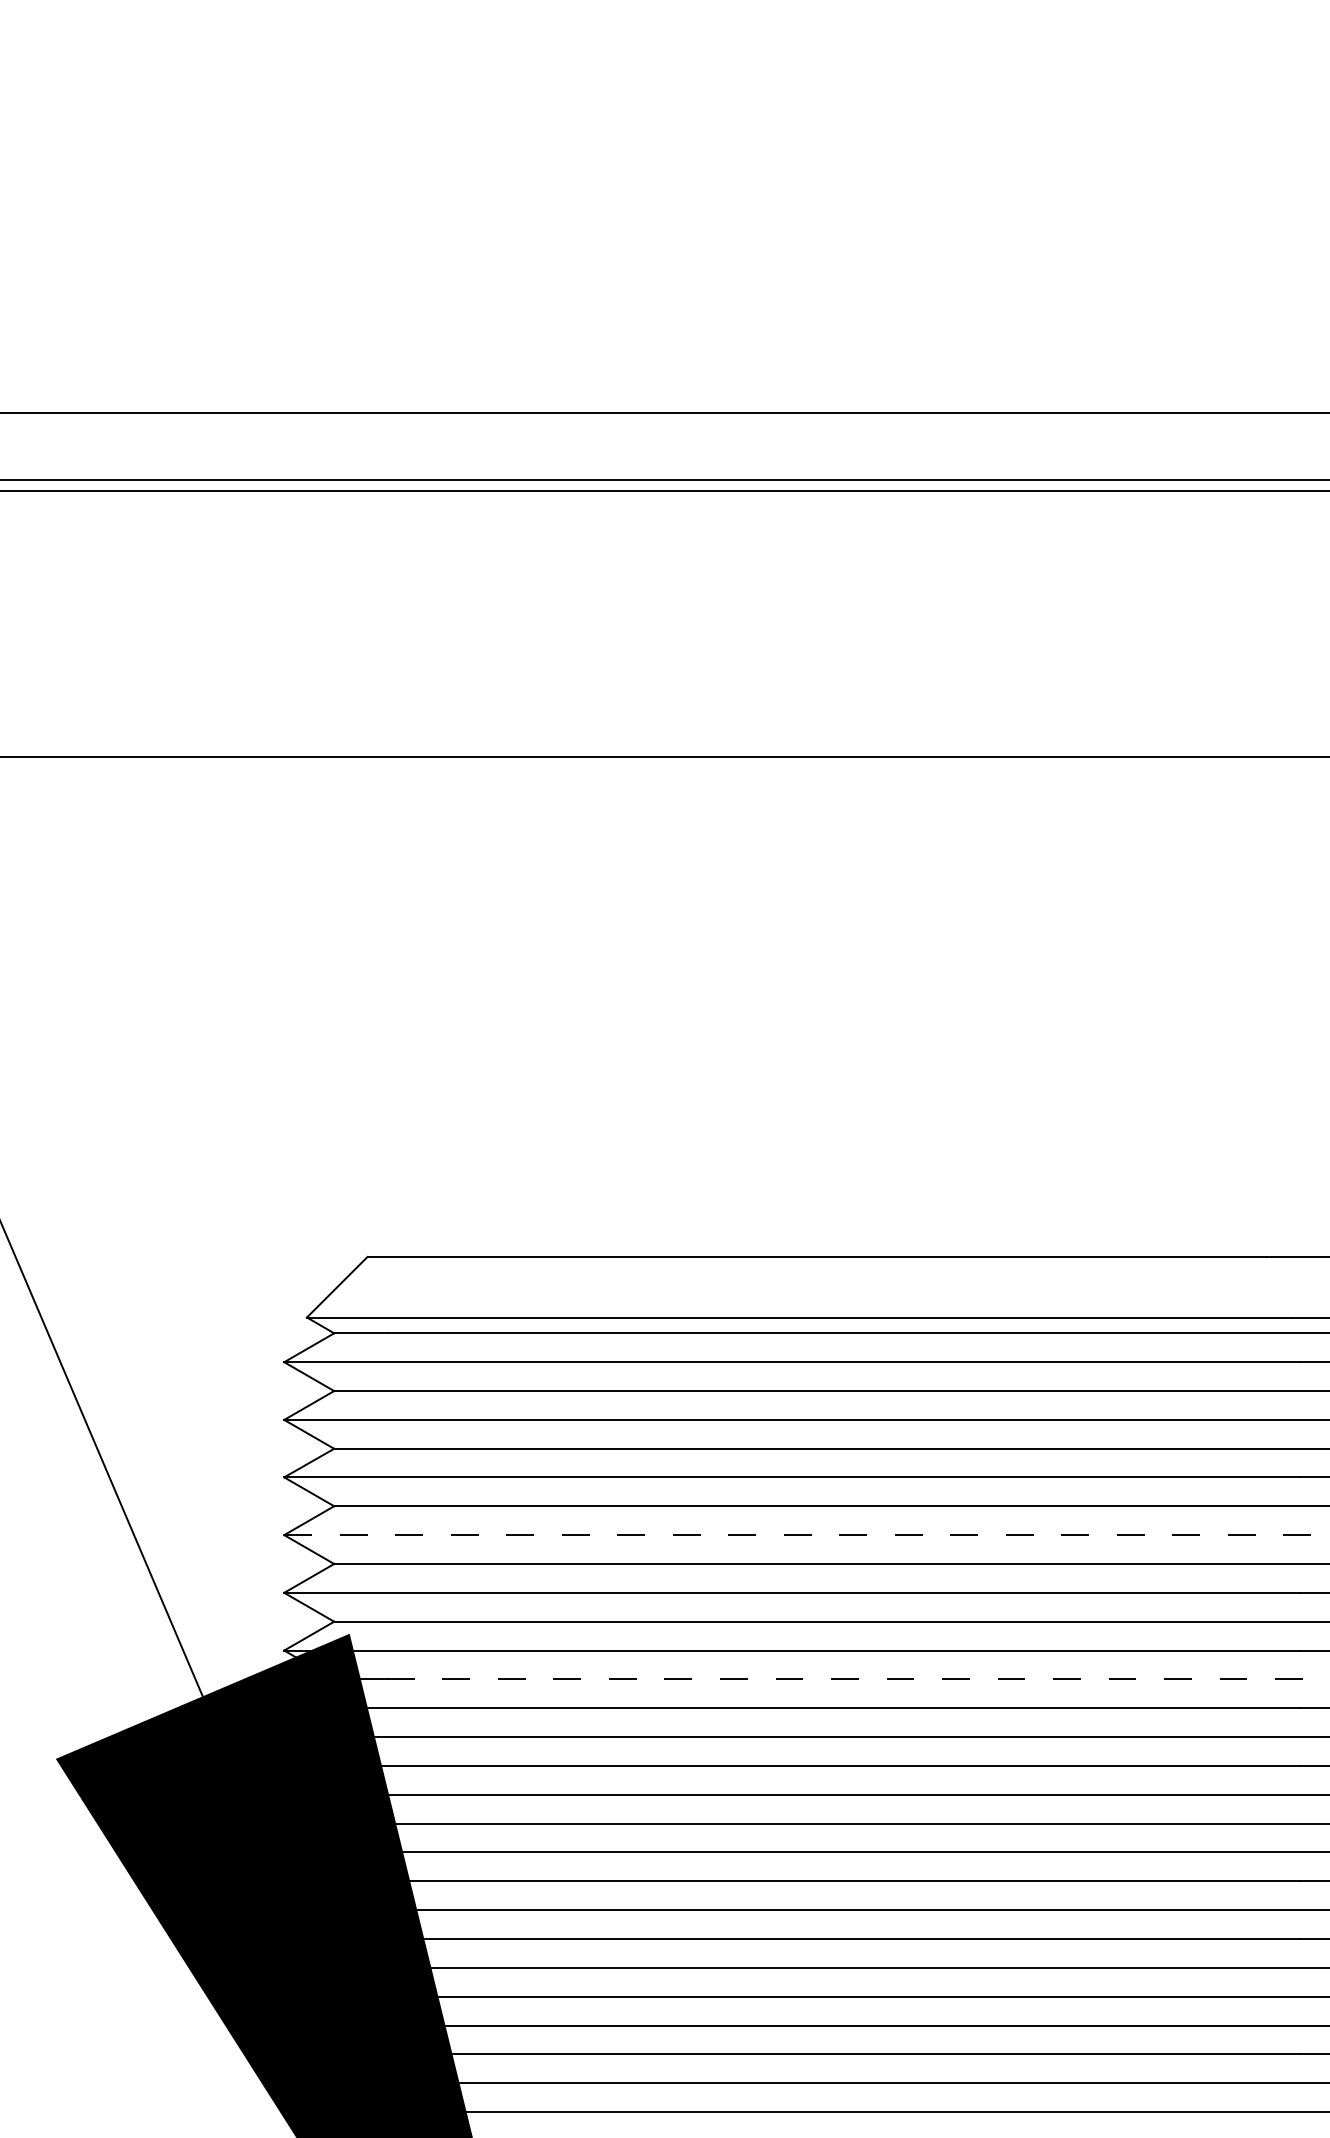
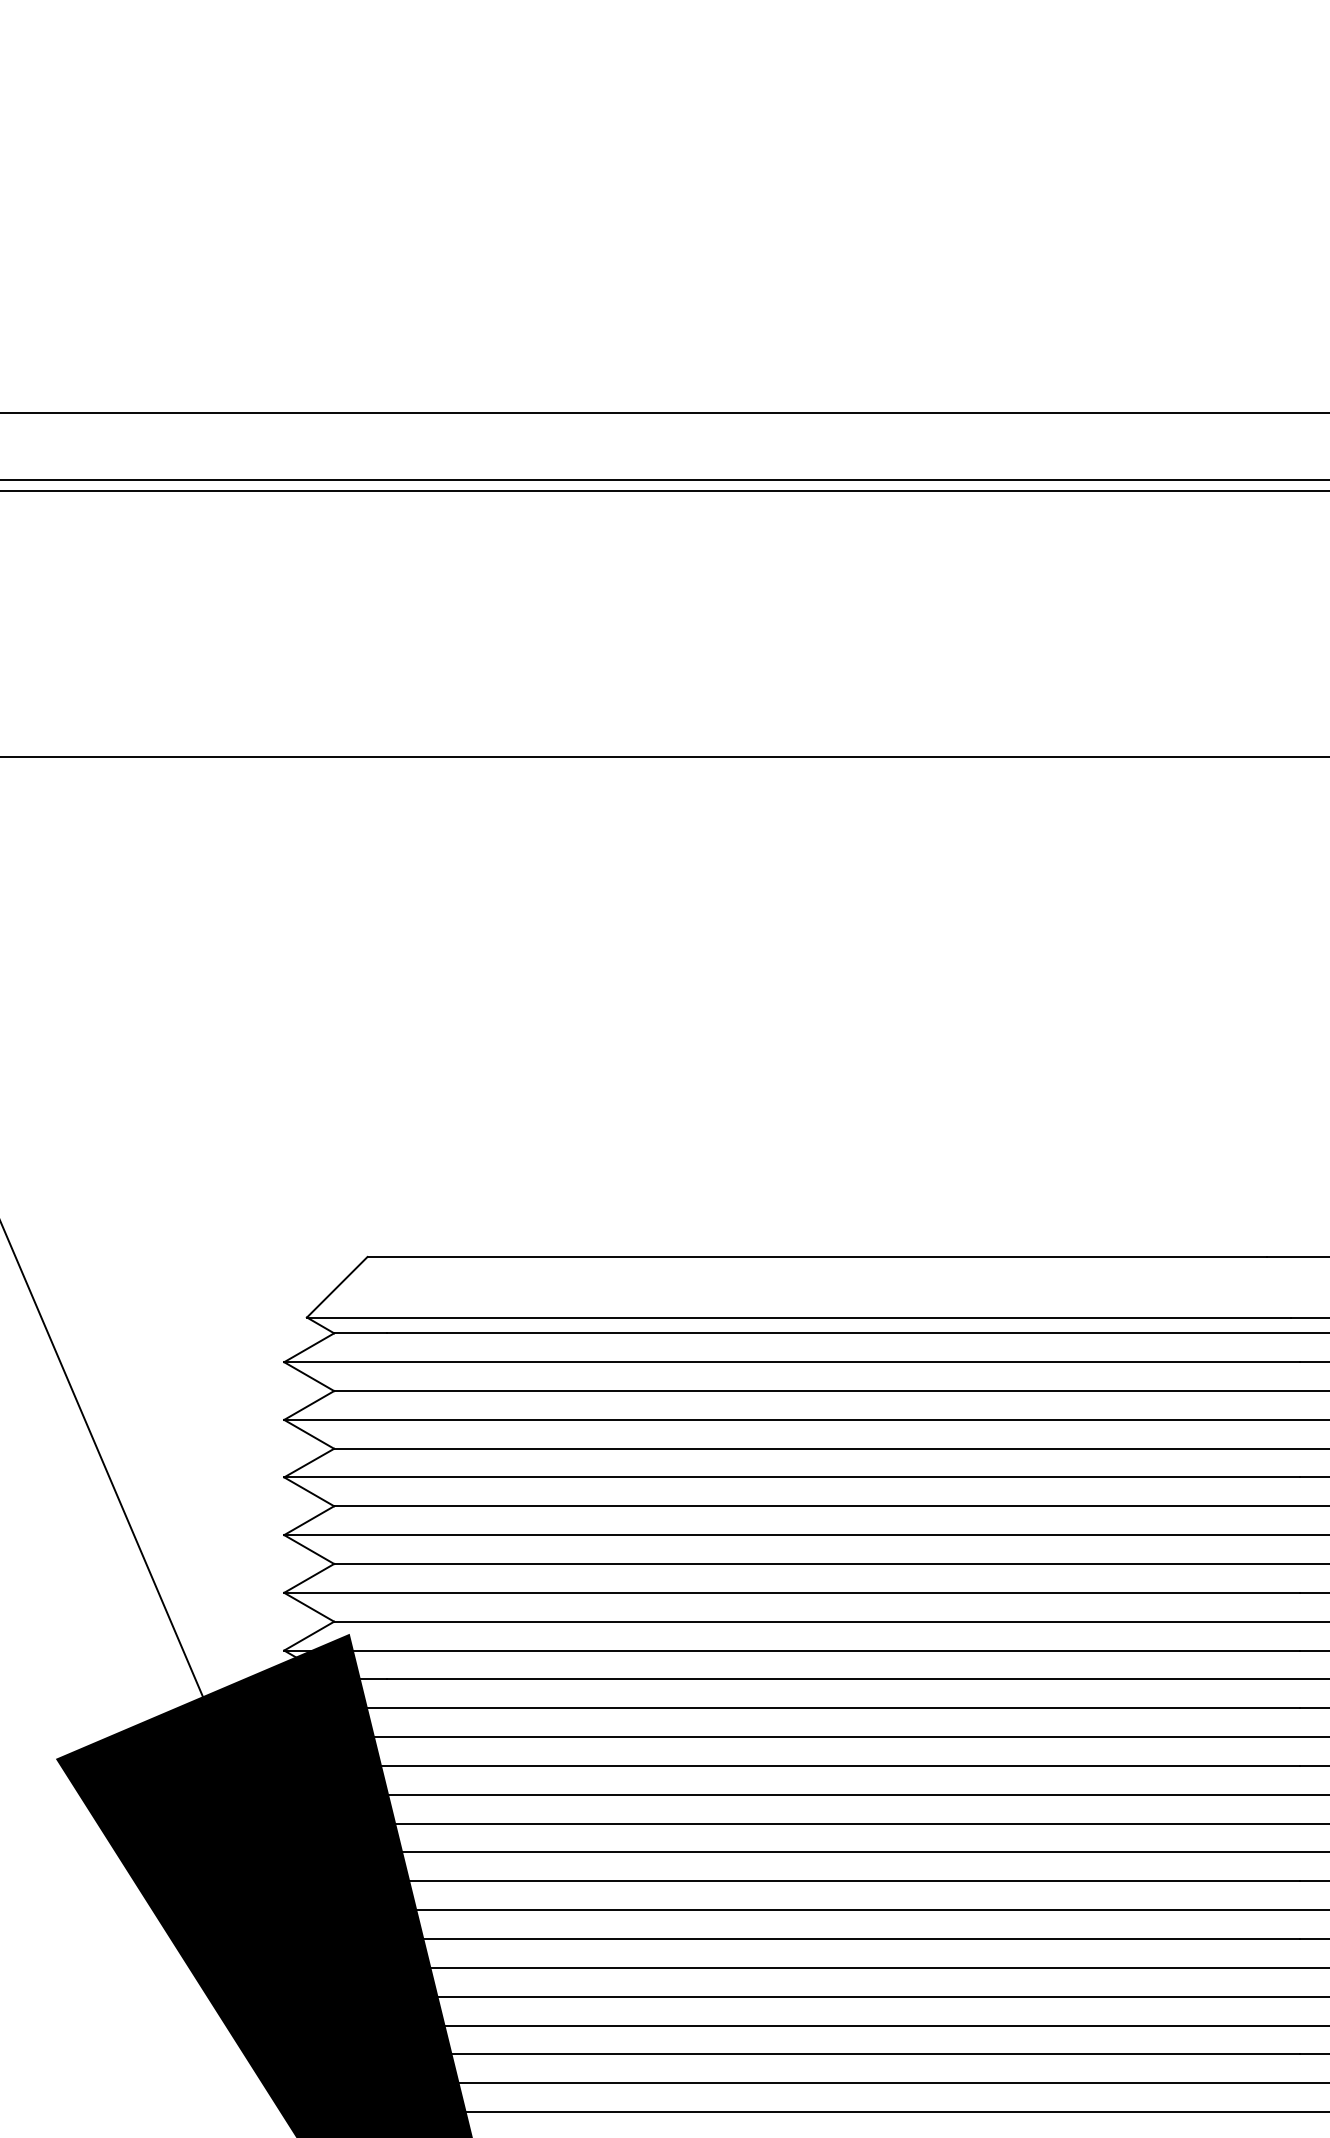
line: dashed -> solid (807, 1535)
line: dashed -> solid (858, 1679)
